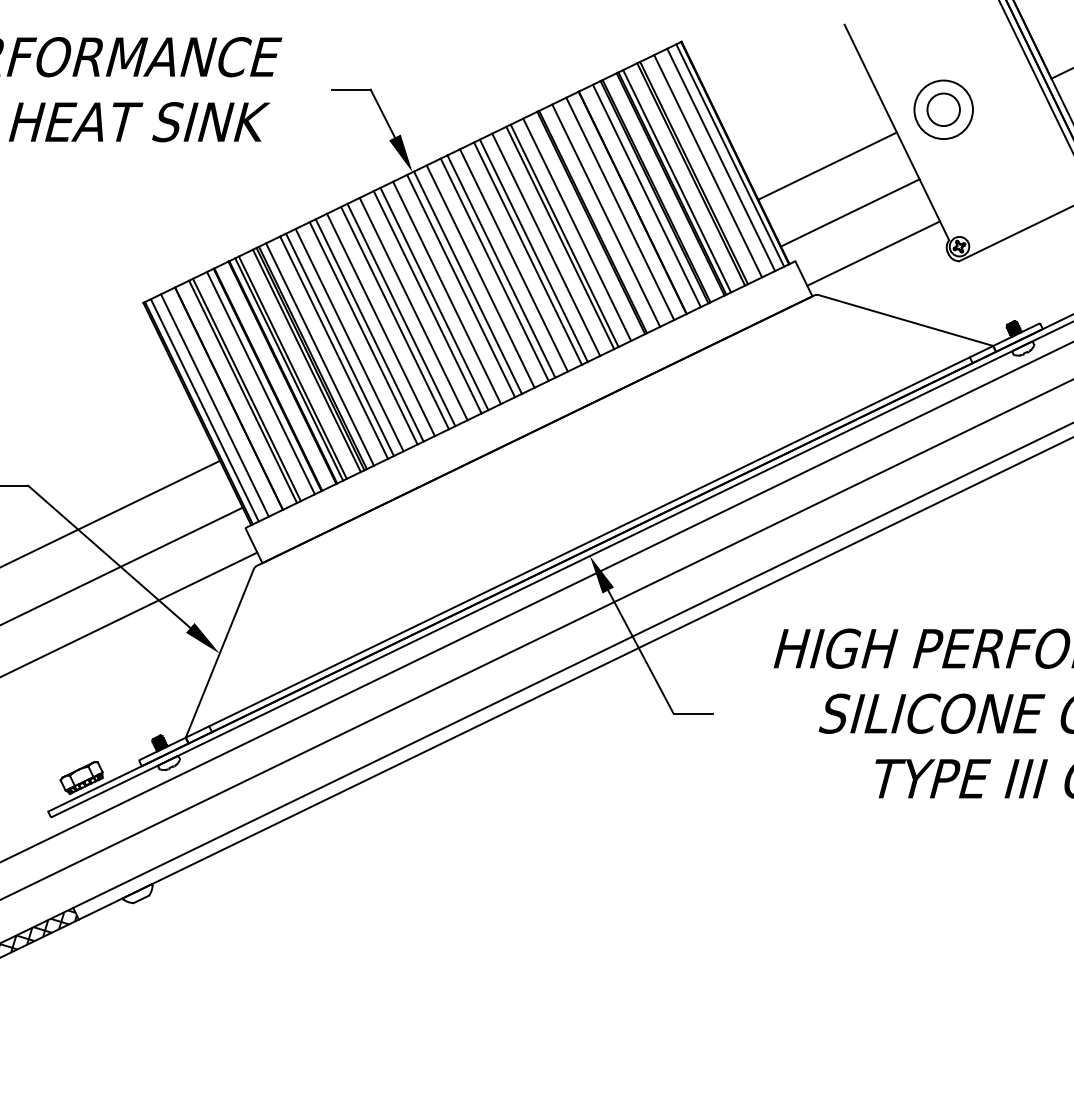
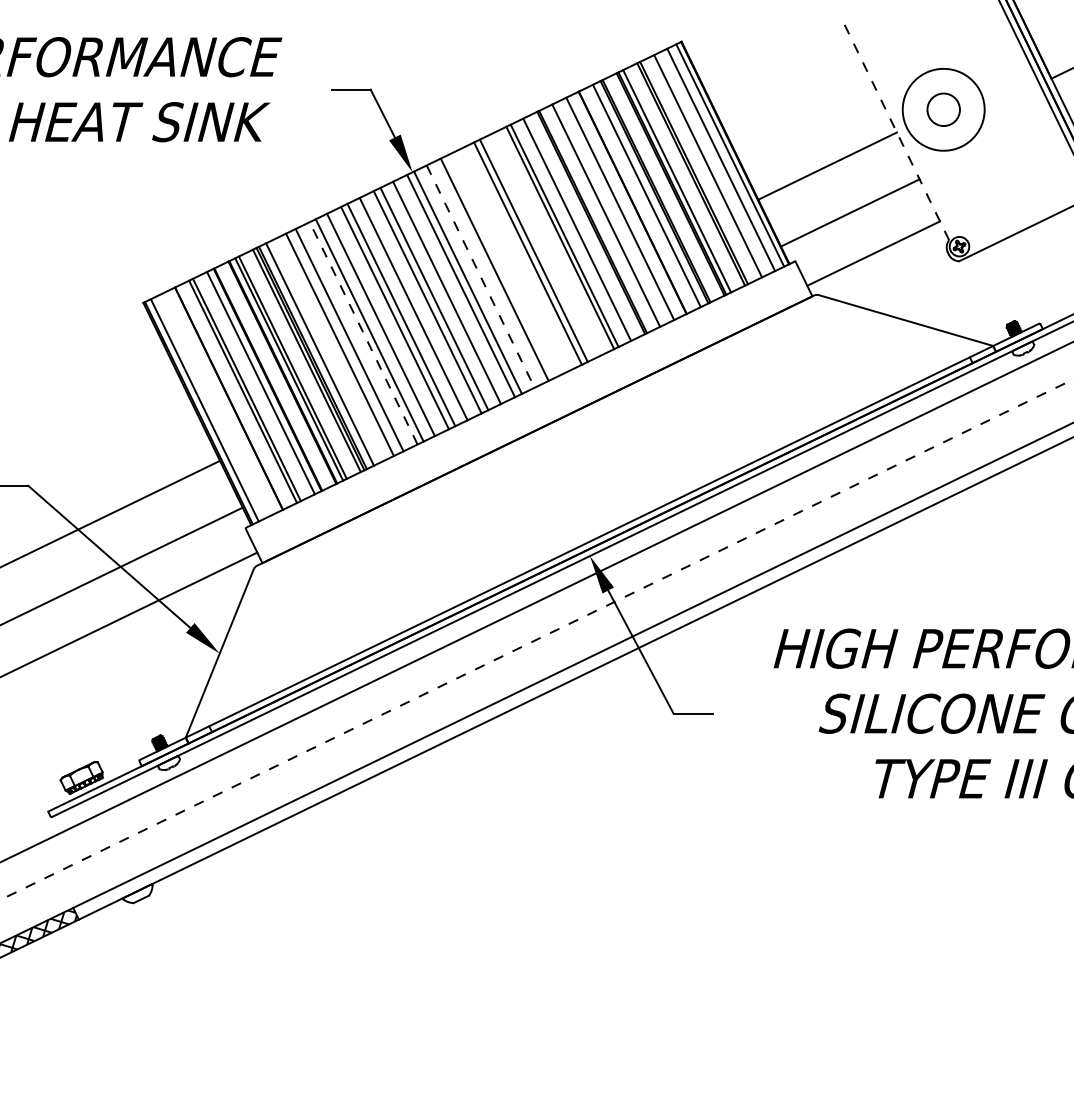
circle diameter: 59 px -> 82 px (943, 109)
line: solid -> dashed (896, 132)
line: present -> none (546, 244)
line: present -> none (513, 260)
line: present -> none (501, 266)
line: solid -> dashed (480, 276)
line: solid -> dashed (363, 333)
line: present -> none (334, 347)
line: present -> none (214, 405)
line: solid -> dashed (536, 639)
